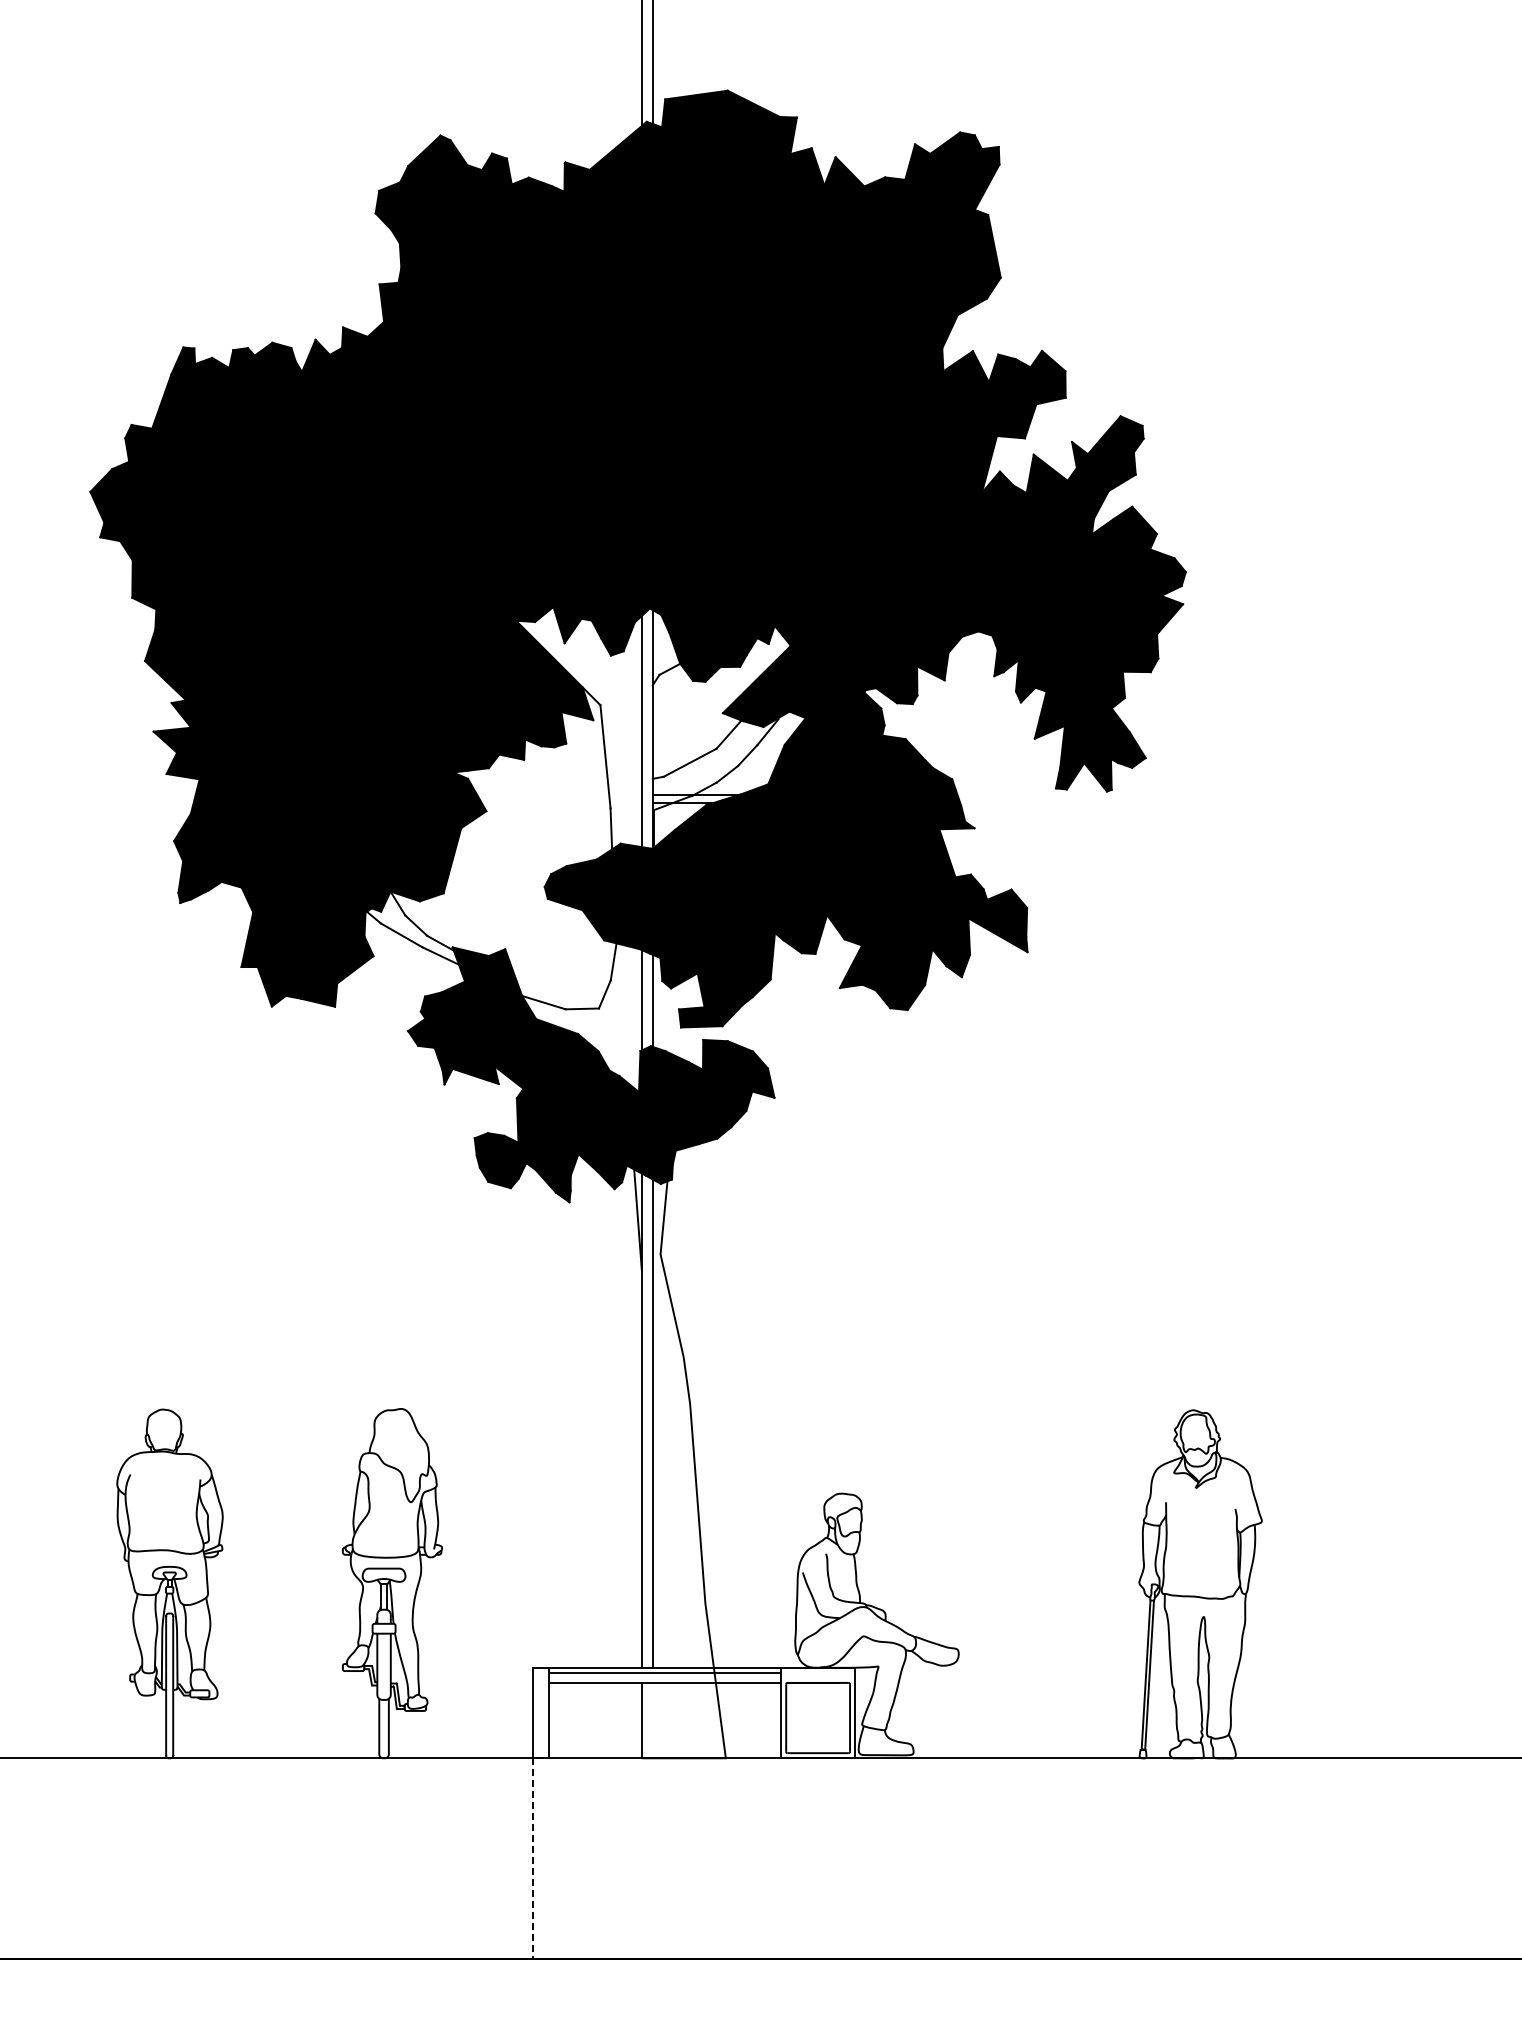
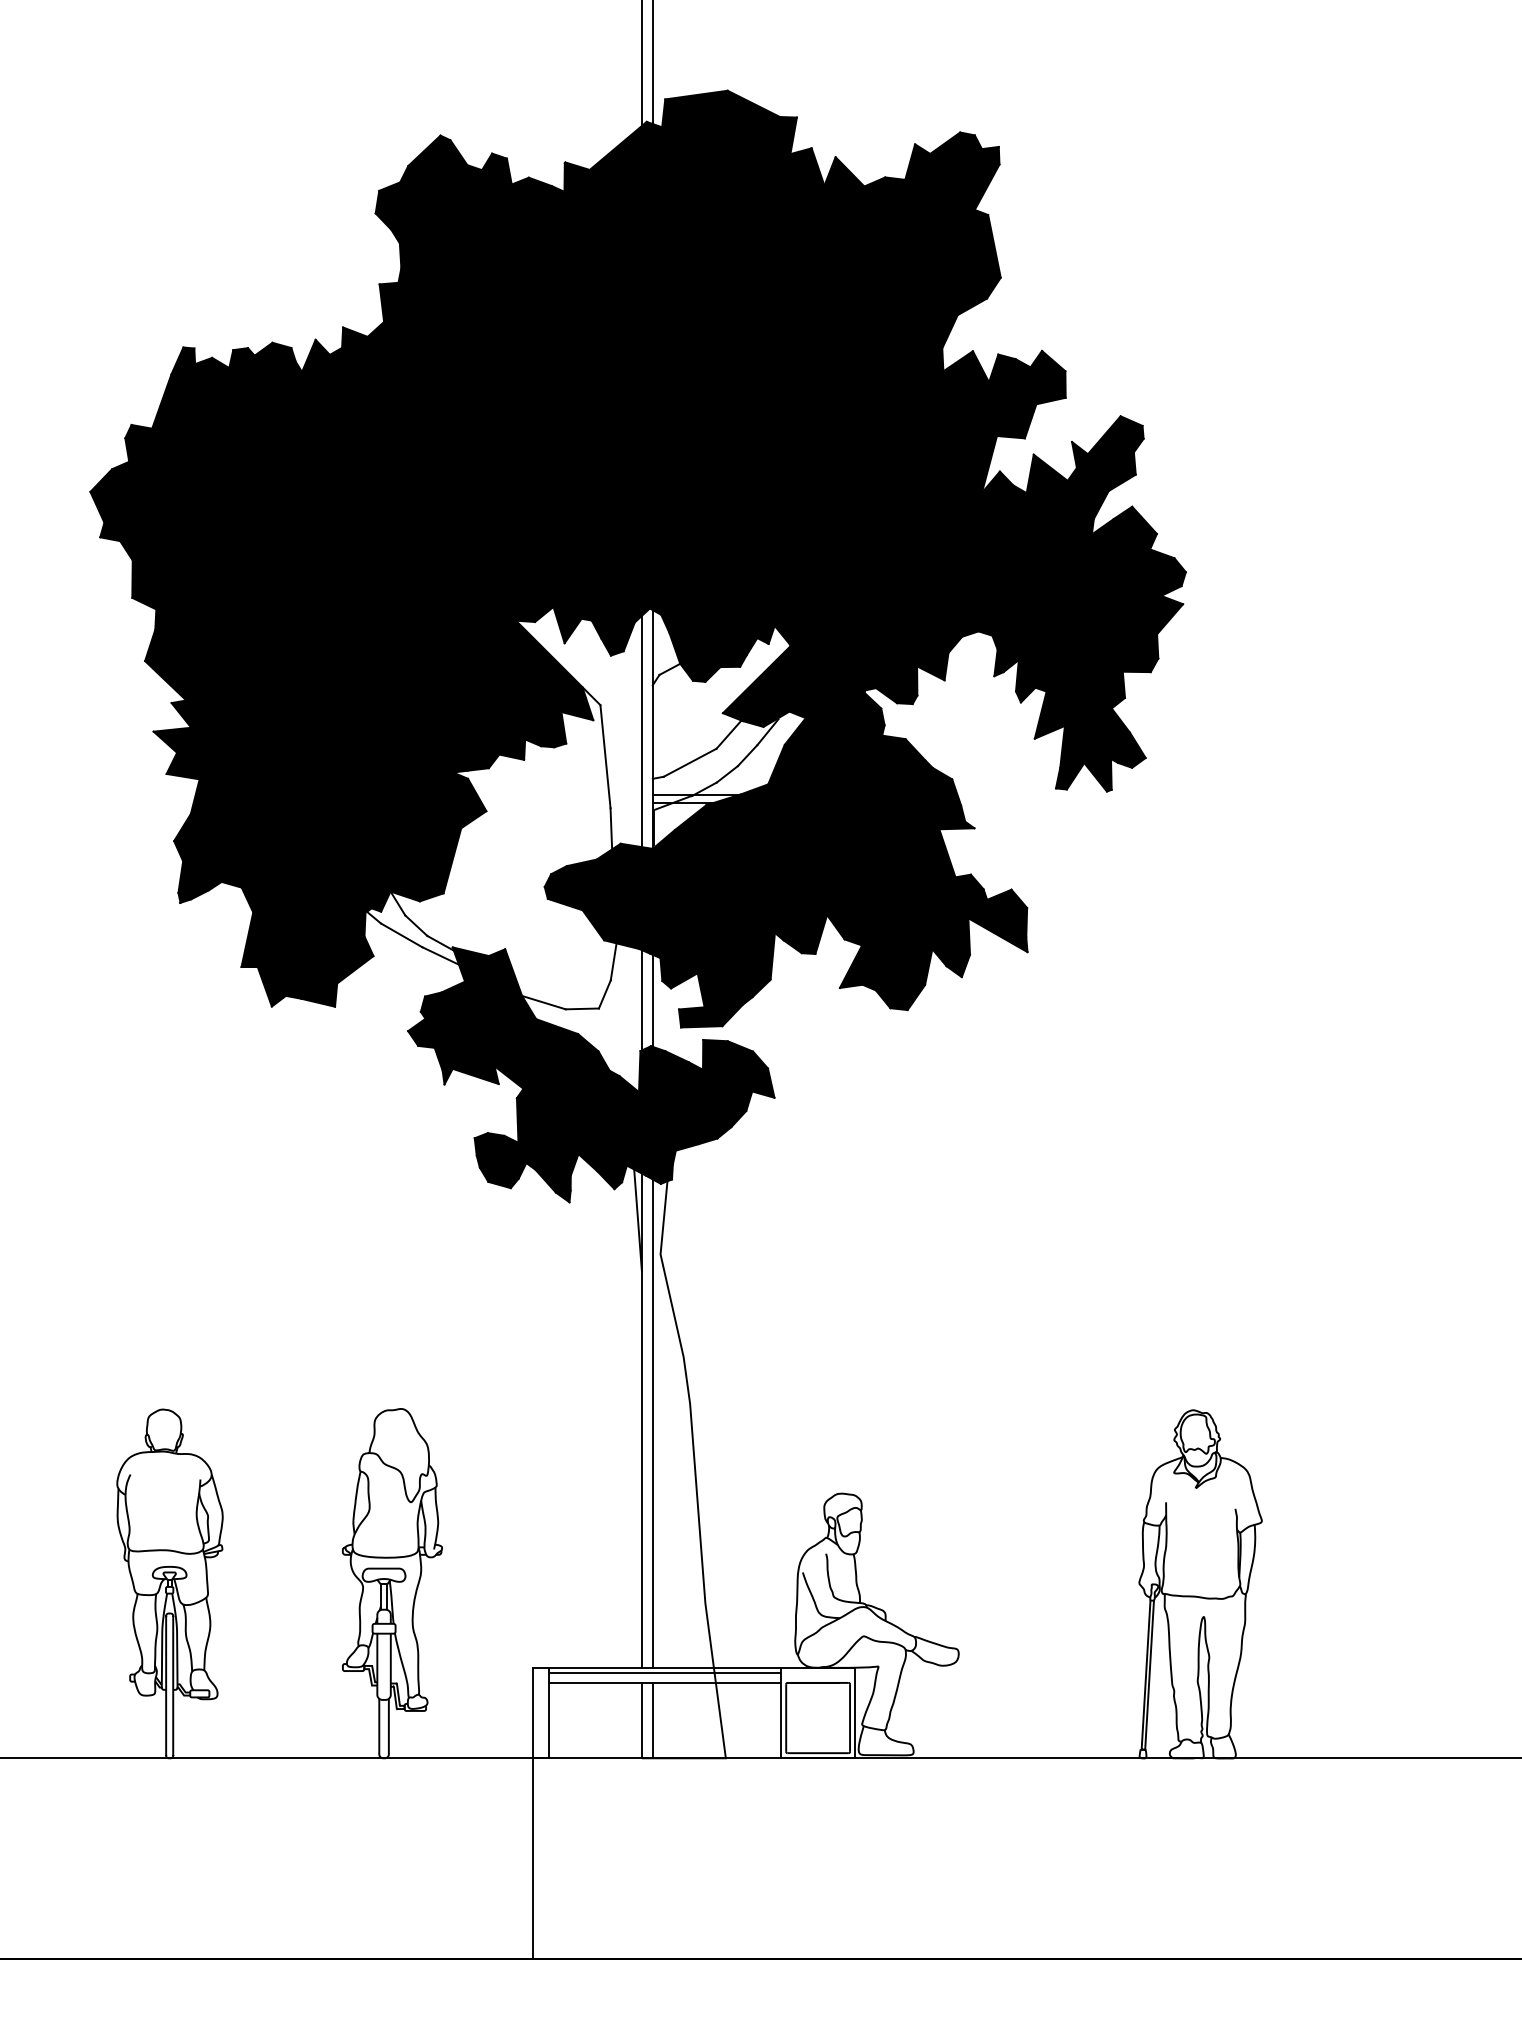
line: none -> present (652, 1720)
line: dashed -> solid (533, 1858)
